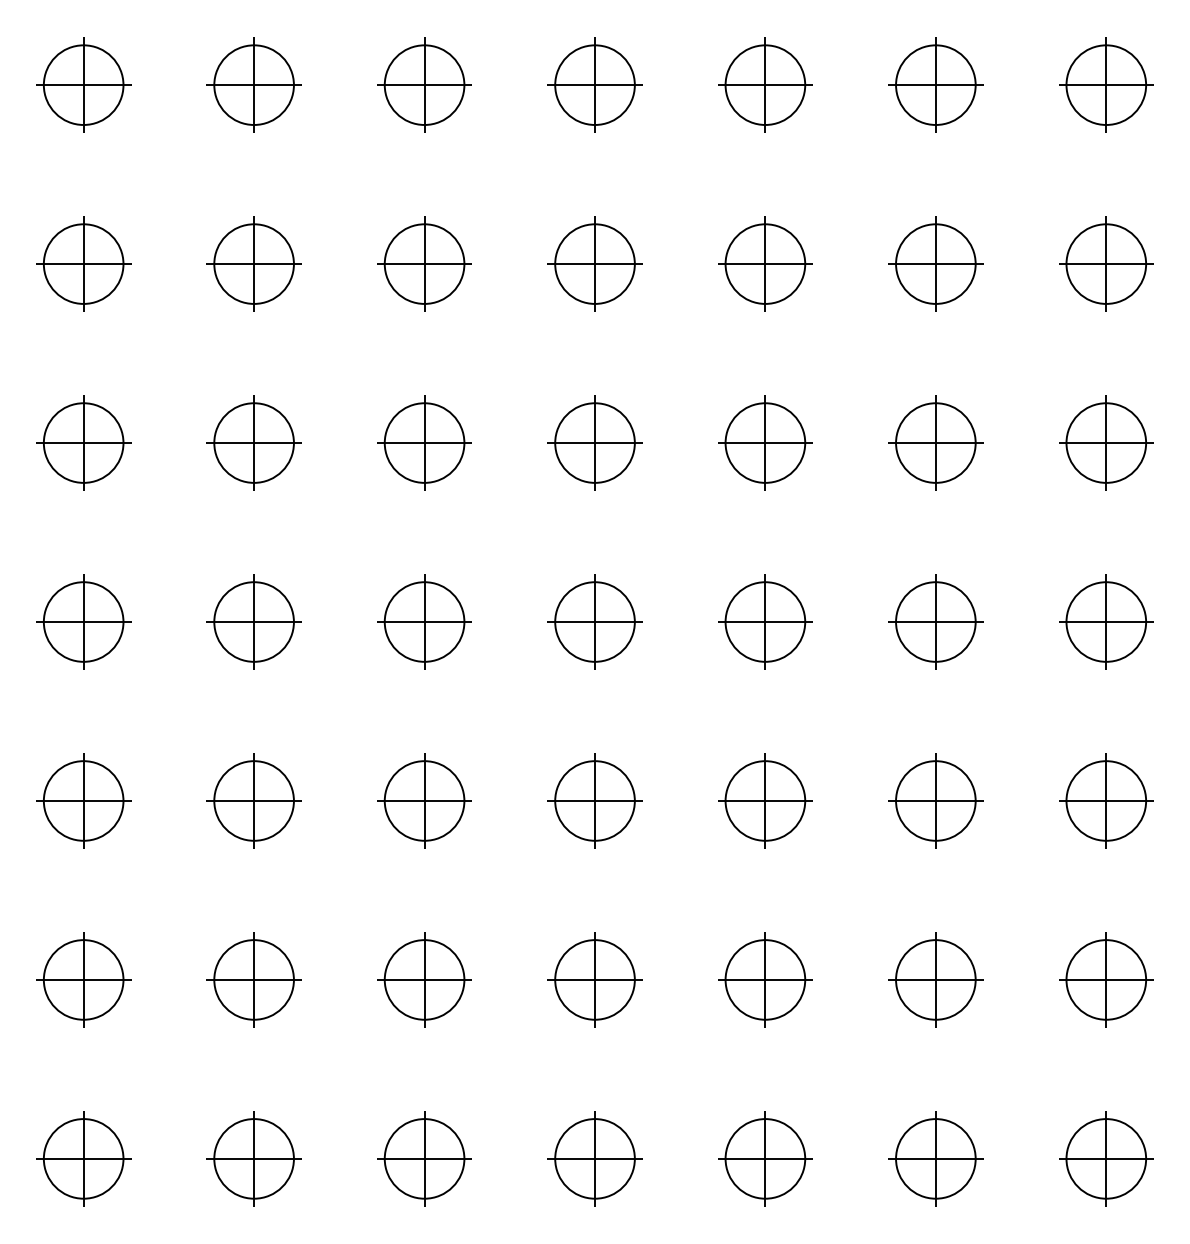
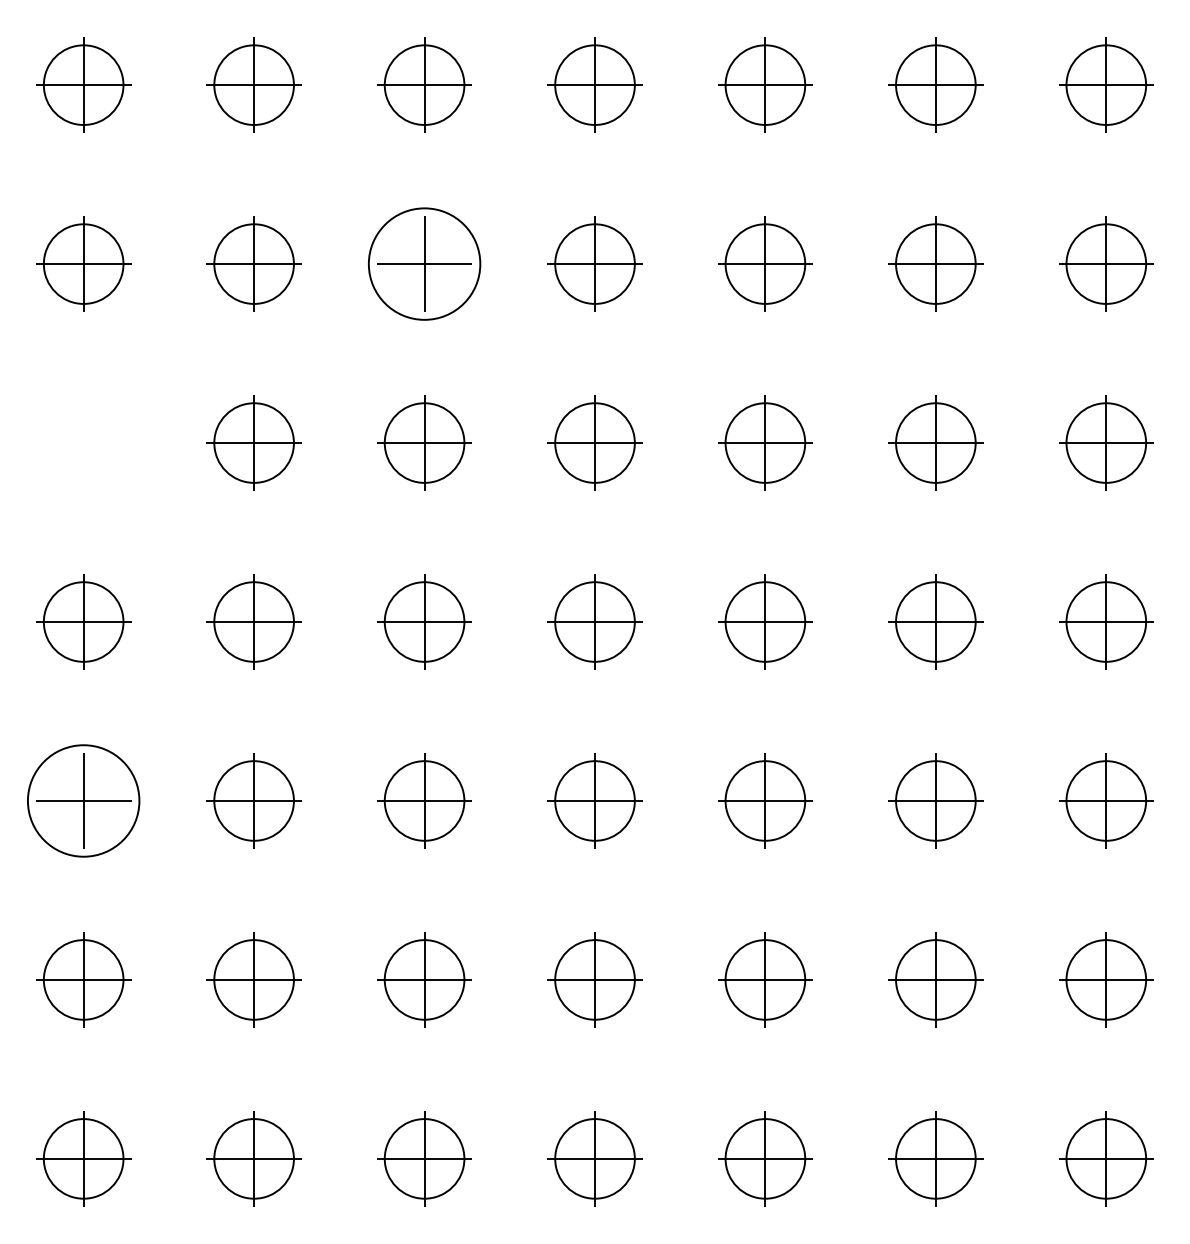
circle diameter: 80 px -> 111 px (424, 263)
part: present -> none (83, 442)
circle diameter: 80 px -> 111 px (83, 800)
